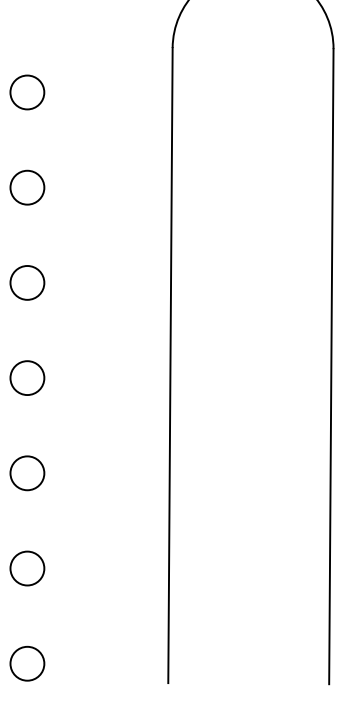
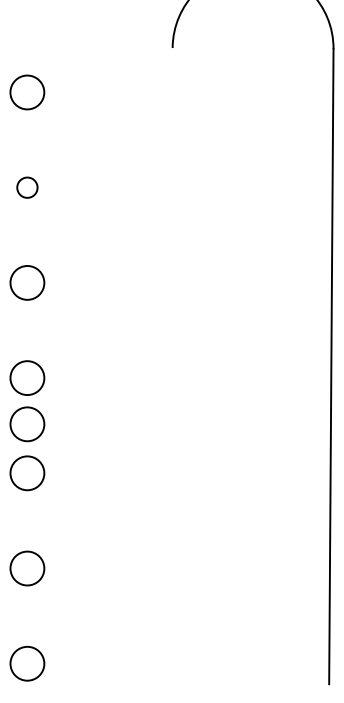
circle diameter: 34 px -> 20 px (27, 187)
line: present -> none (170, 365)
circle: none -> present (27, 424)
